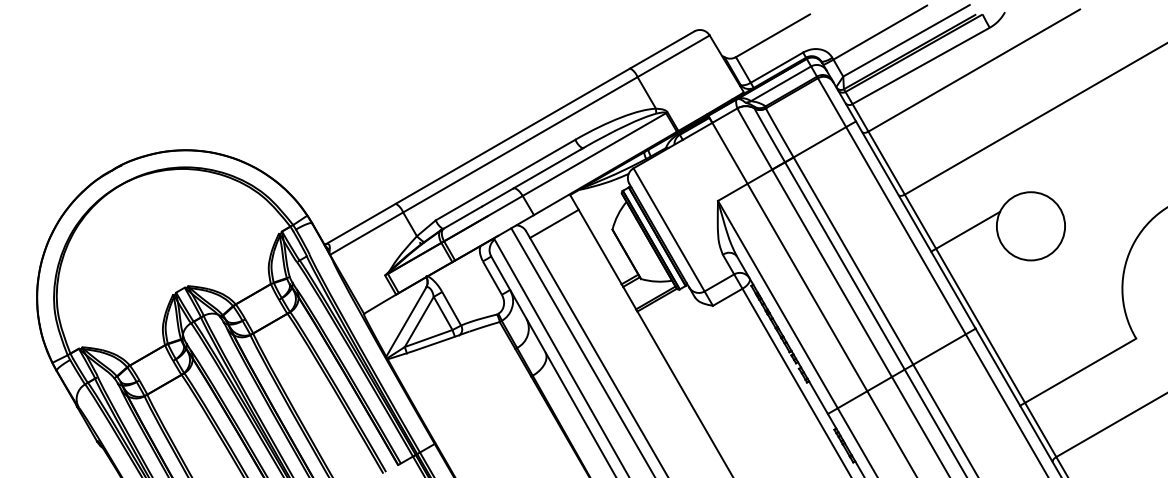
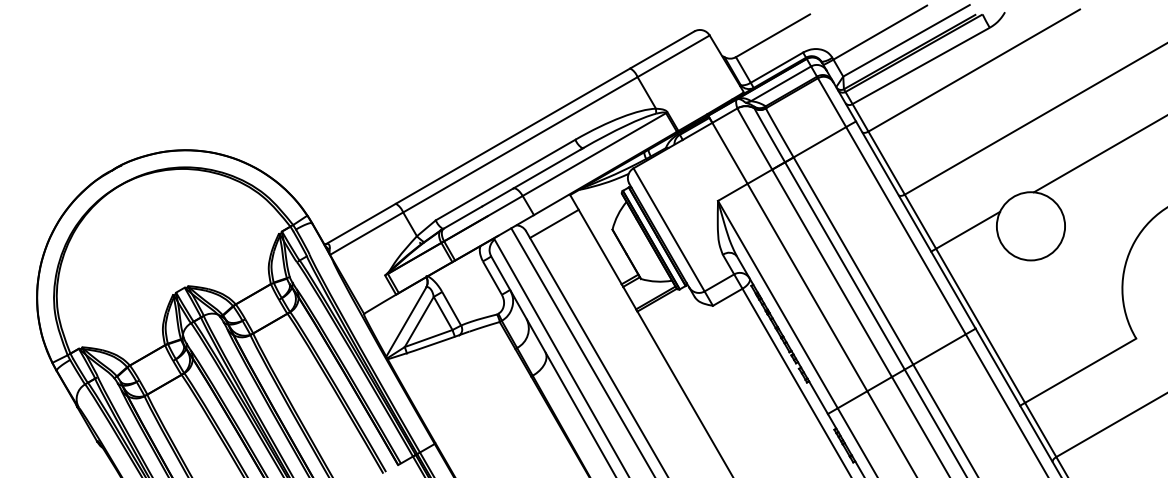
line: none -> present (1098, 154)
